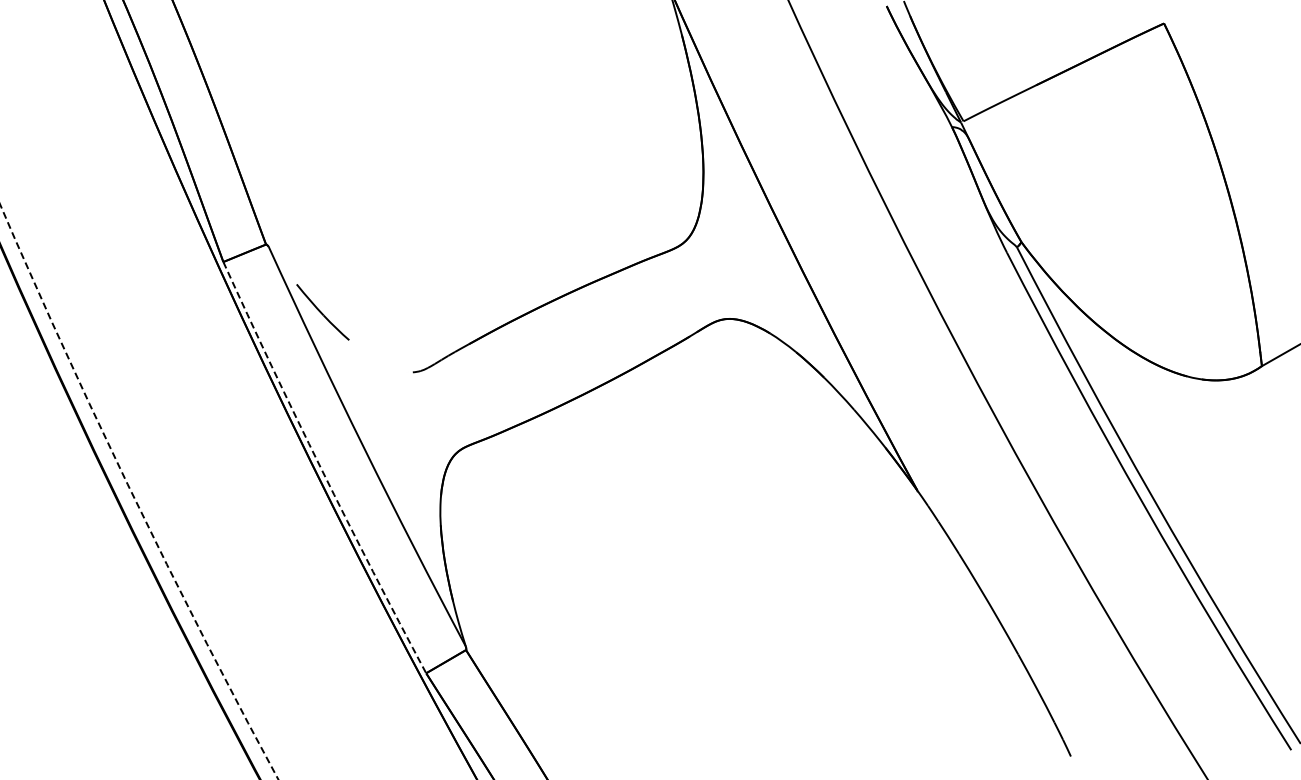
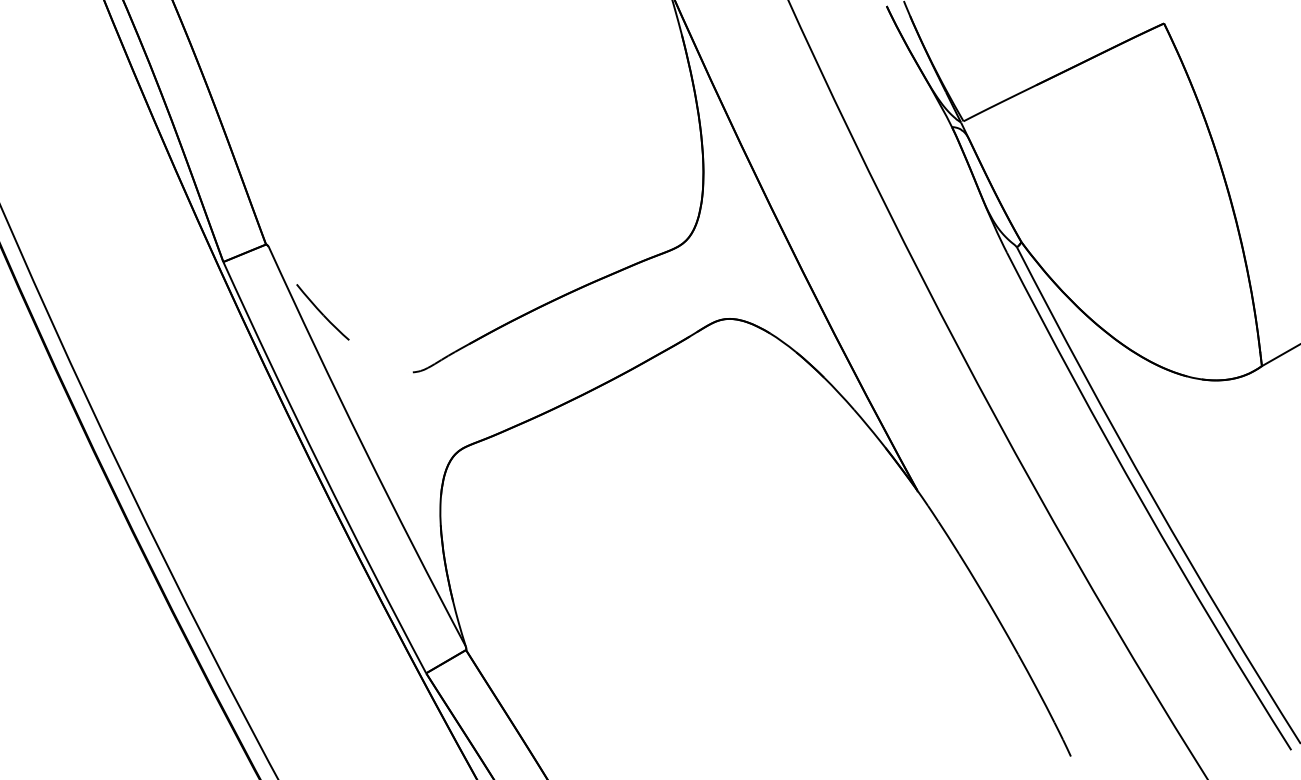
arc: dashed -> solid (321, 469)
arc: dashed -> solid (133, 495)
